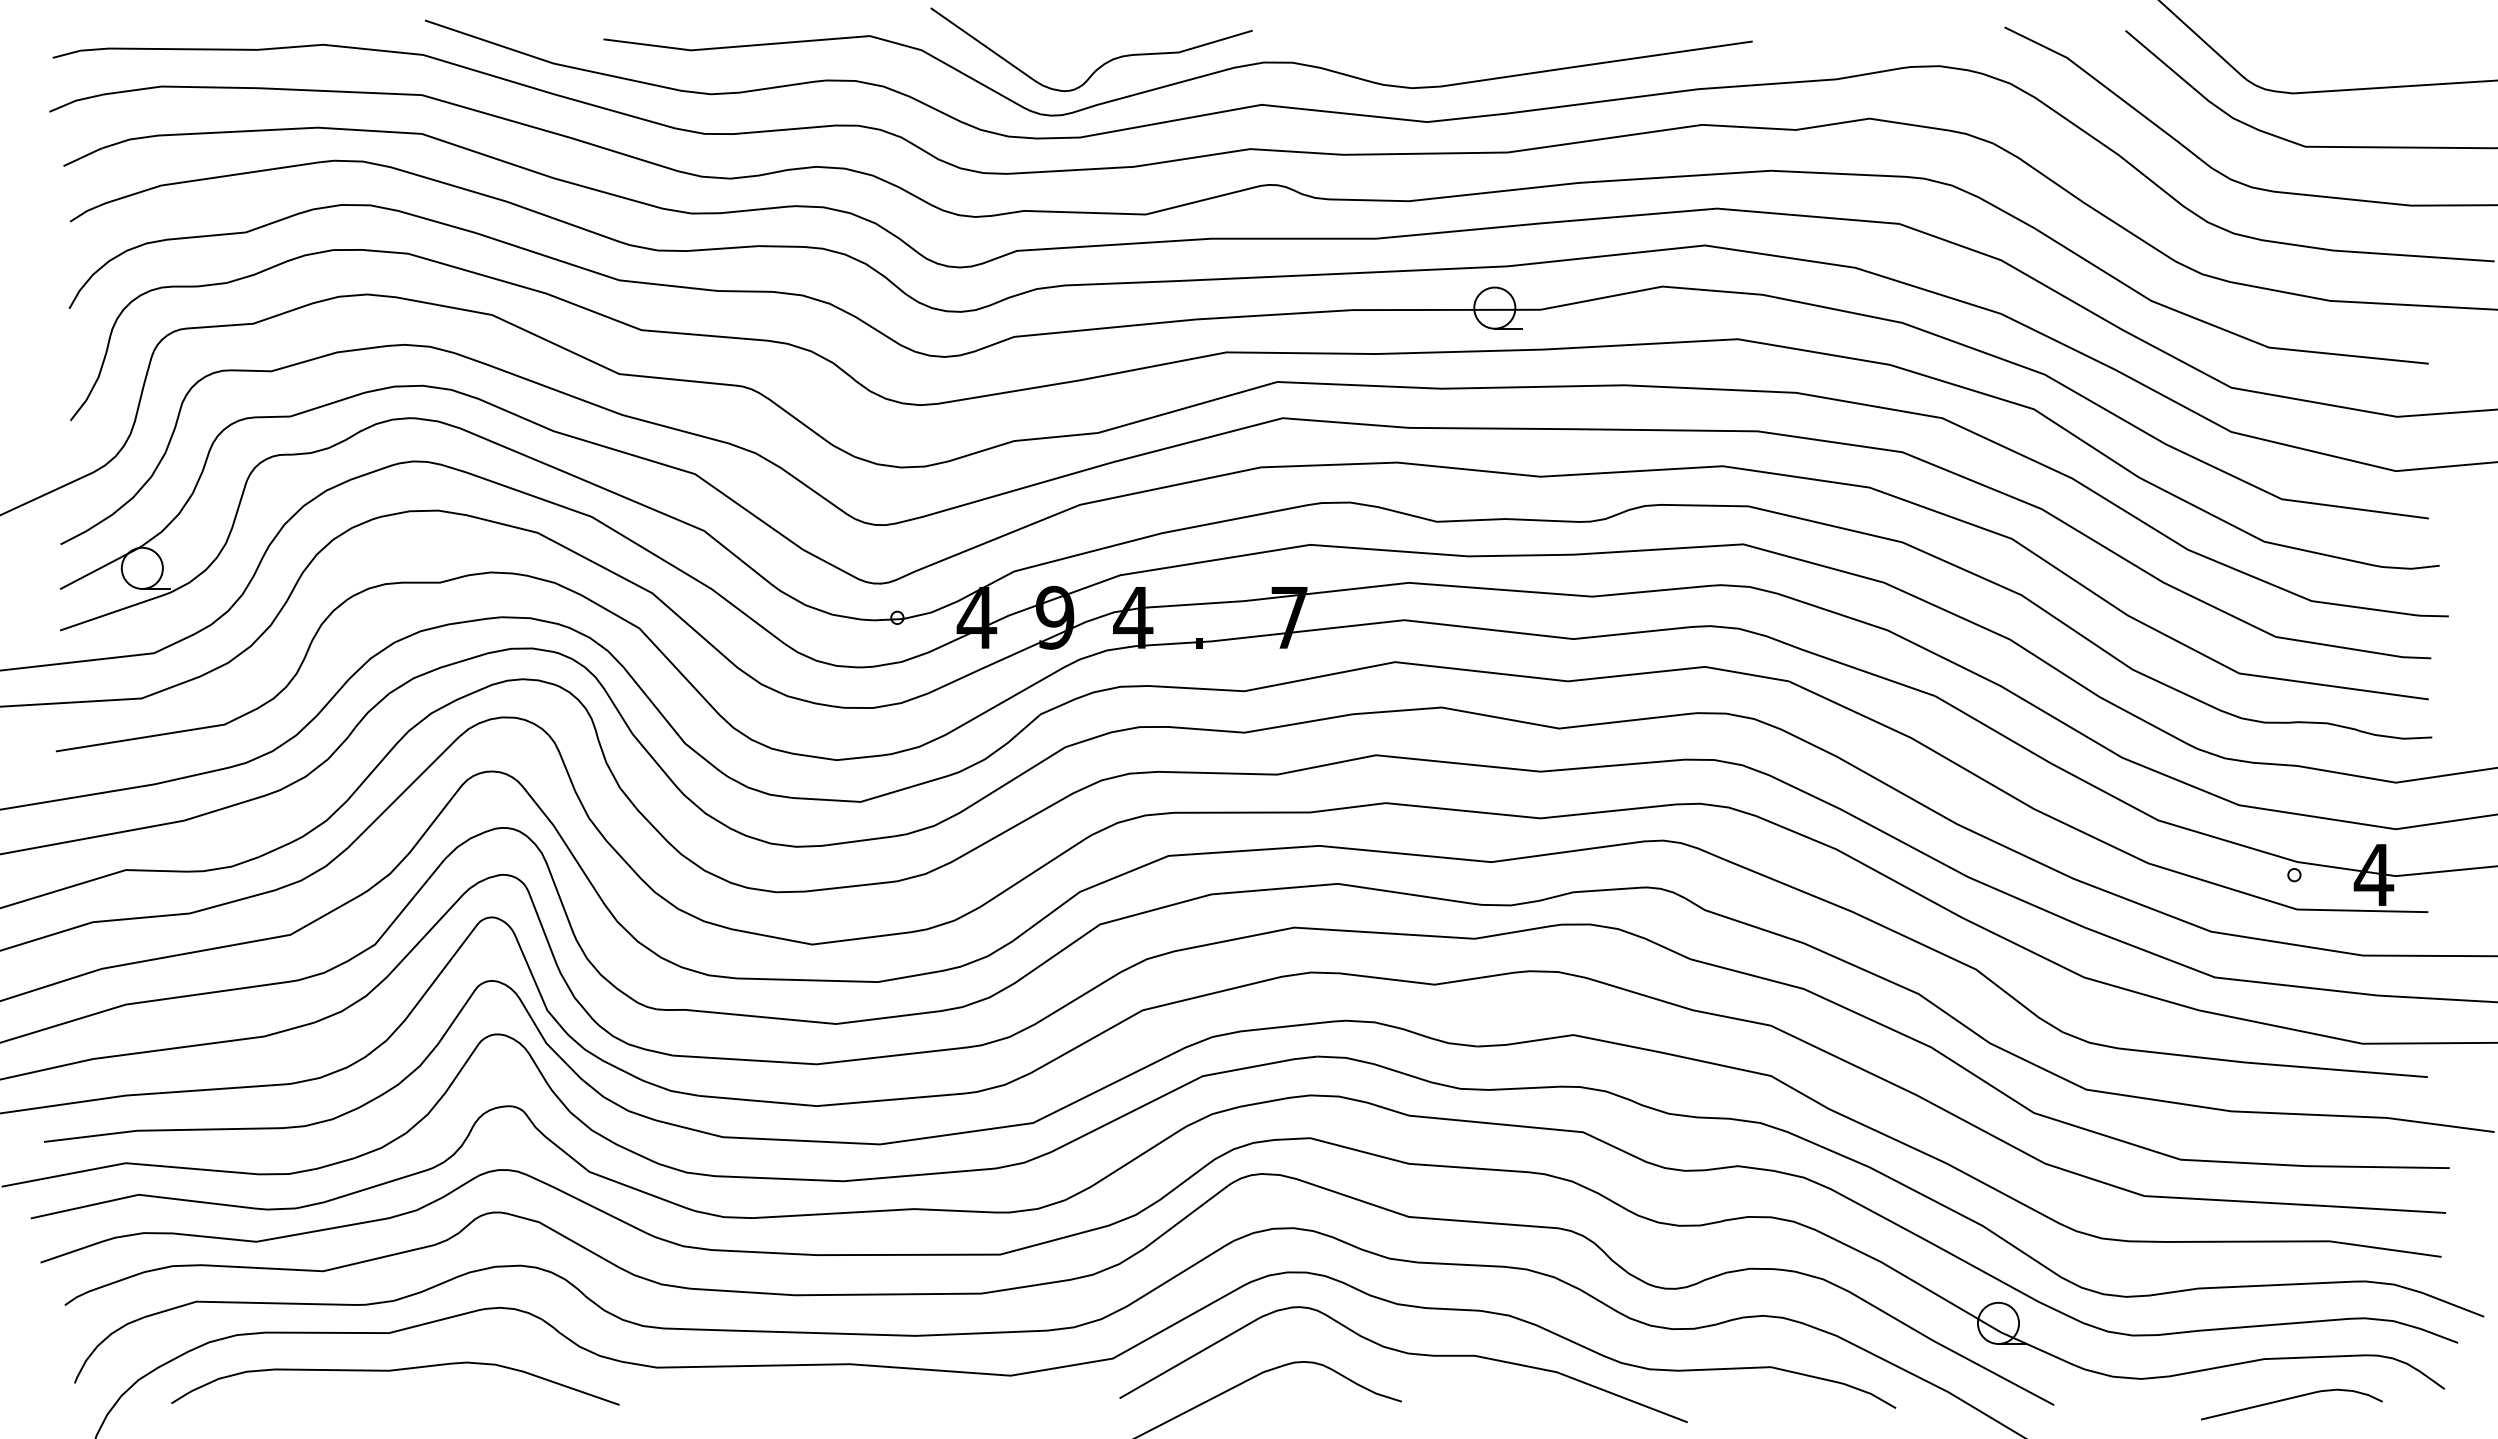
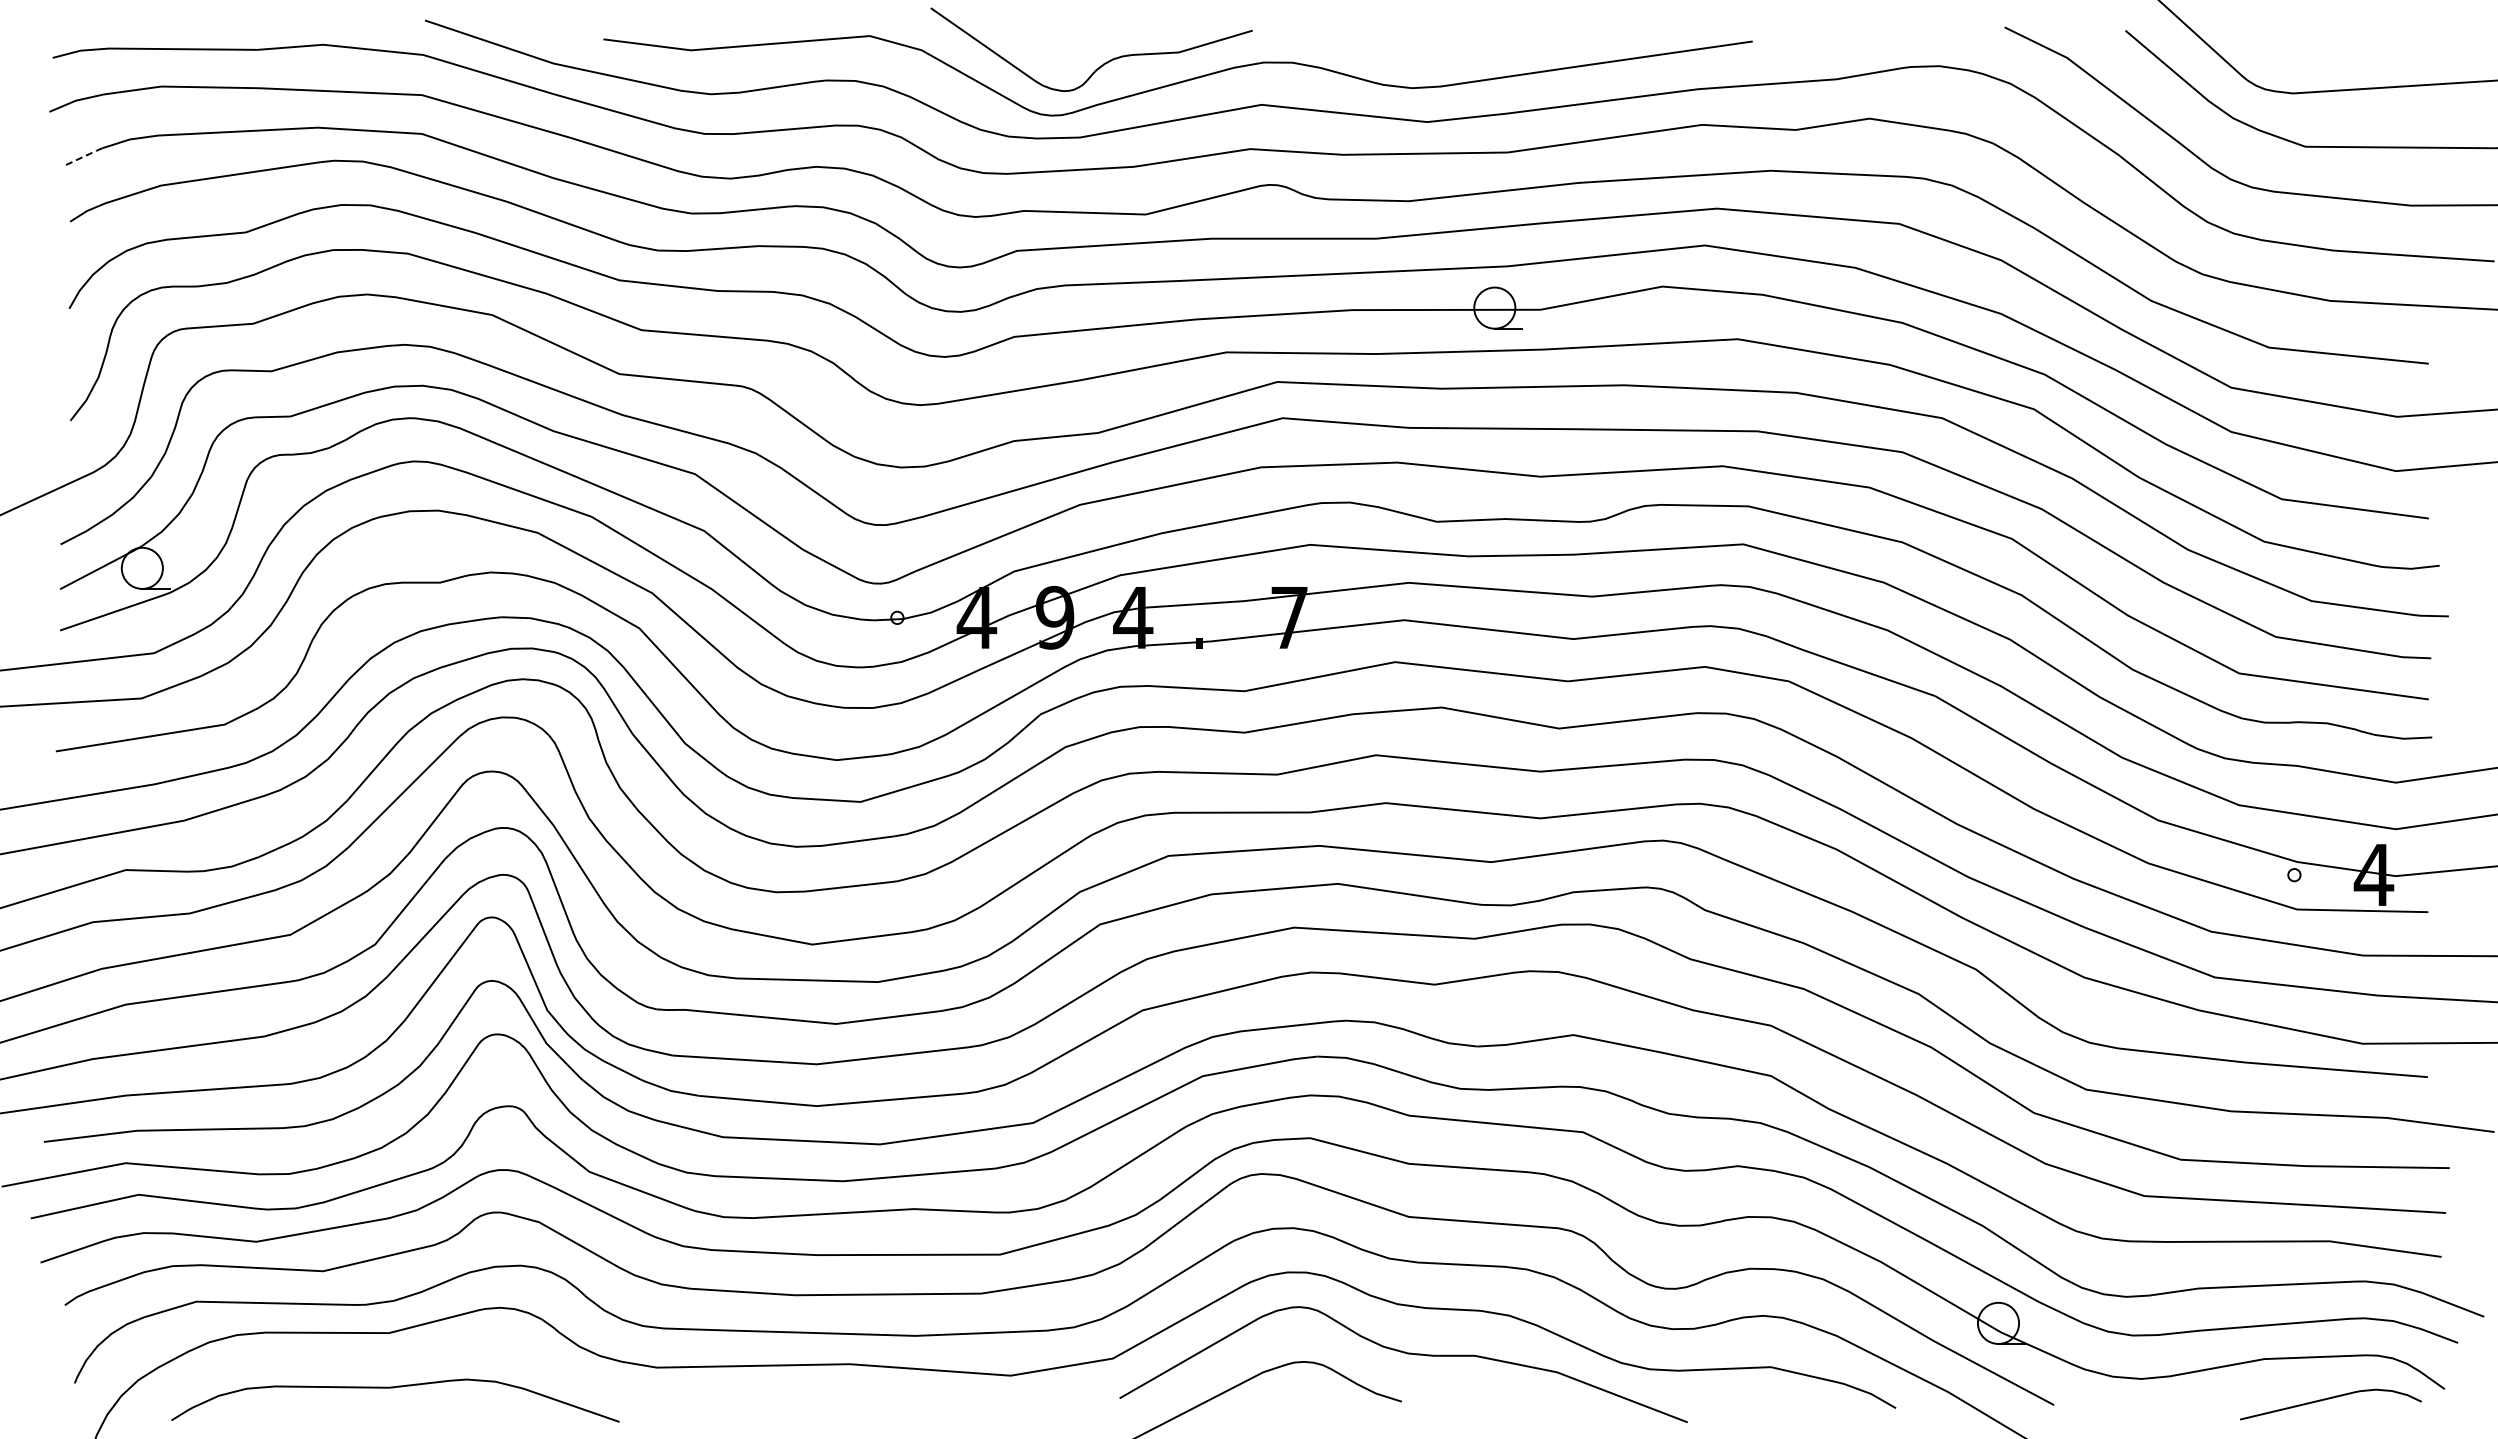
line: solid -> dashed (83, 156)
curve position: (393, 1371) -> (393, 1388) (393, 1388)
curve position: (2290, 1399) -> (2329, 1399) (2329, 1399)
